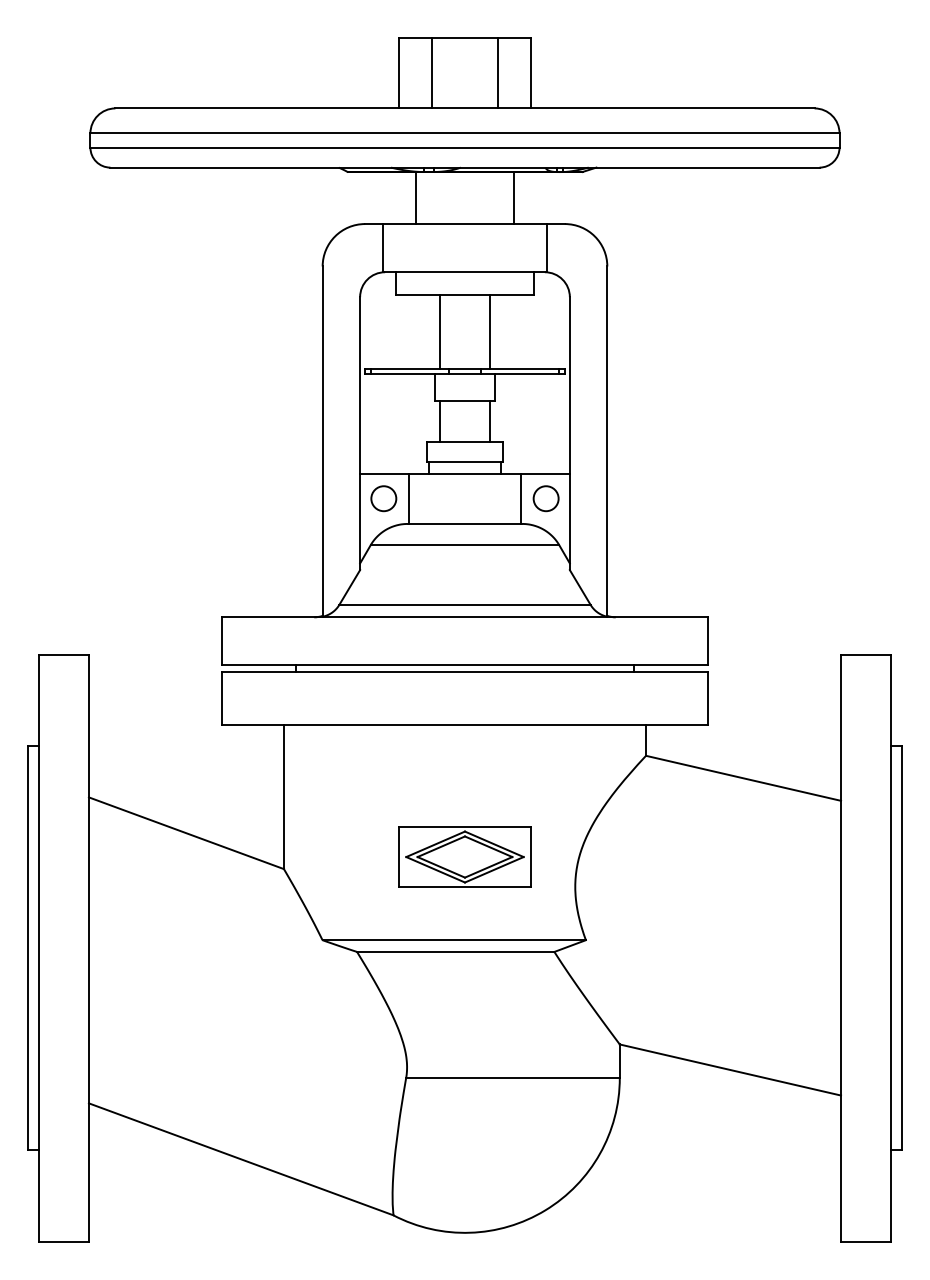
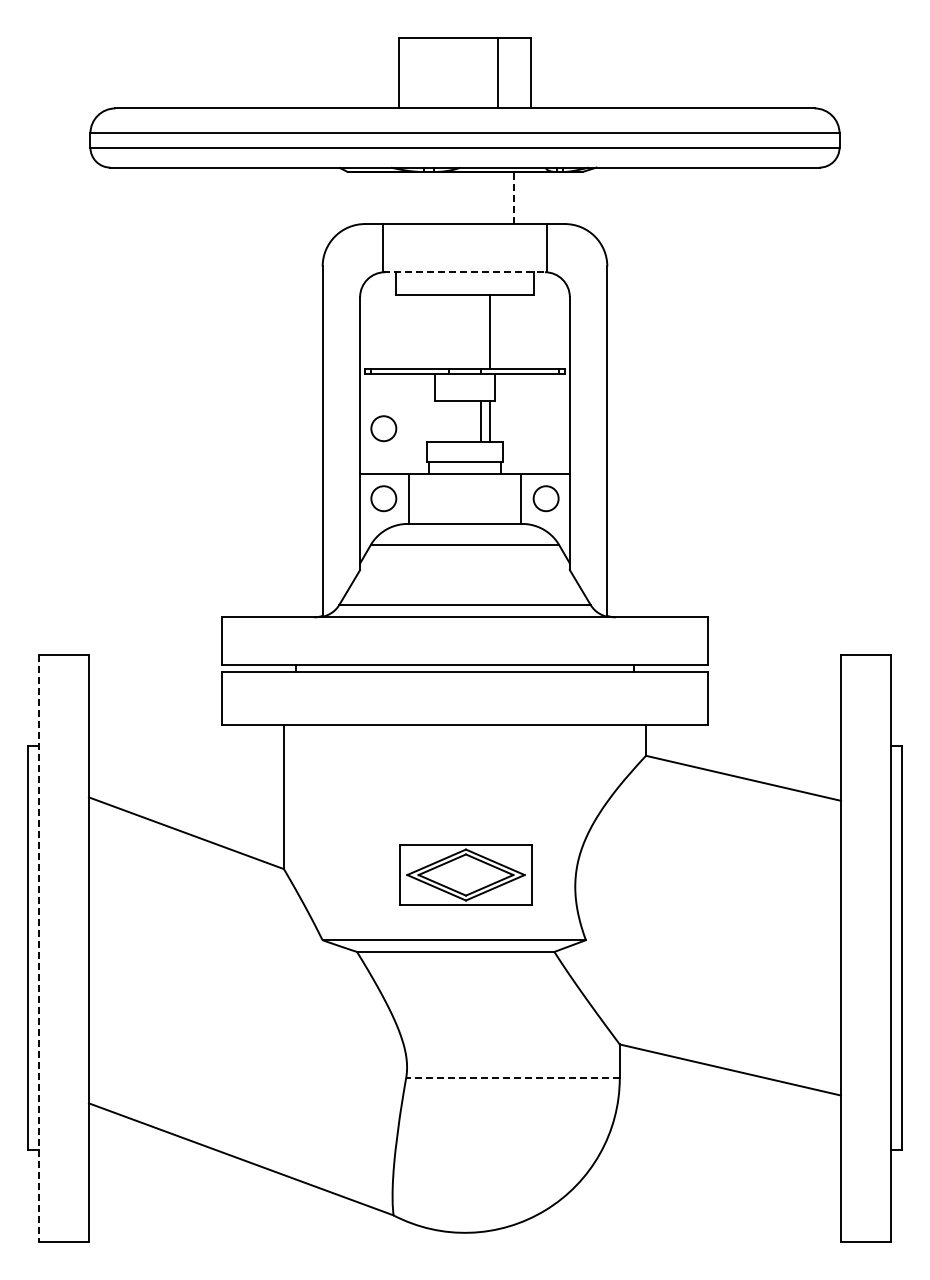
line: present -> none (431, 73)
line: present -> none (416, 198)
line: solid -> dashed (513, 198)
line: solid -> dashed (465, 272)
line: present -> none (440, 331)
line position: (440, 420) -> (481, 420) (481, 420)
circle: none -> present (383, 428)
part position: (464, 856) -> (465, 874) (465, 874)
line: solid -> dashed (39, 948)
line: solid -> dashed (512, 1078)
